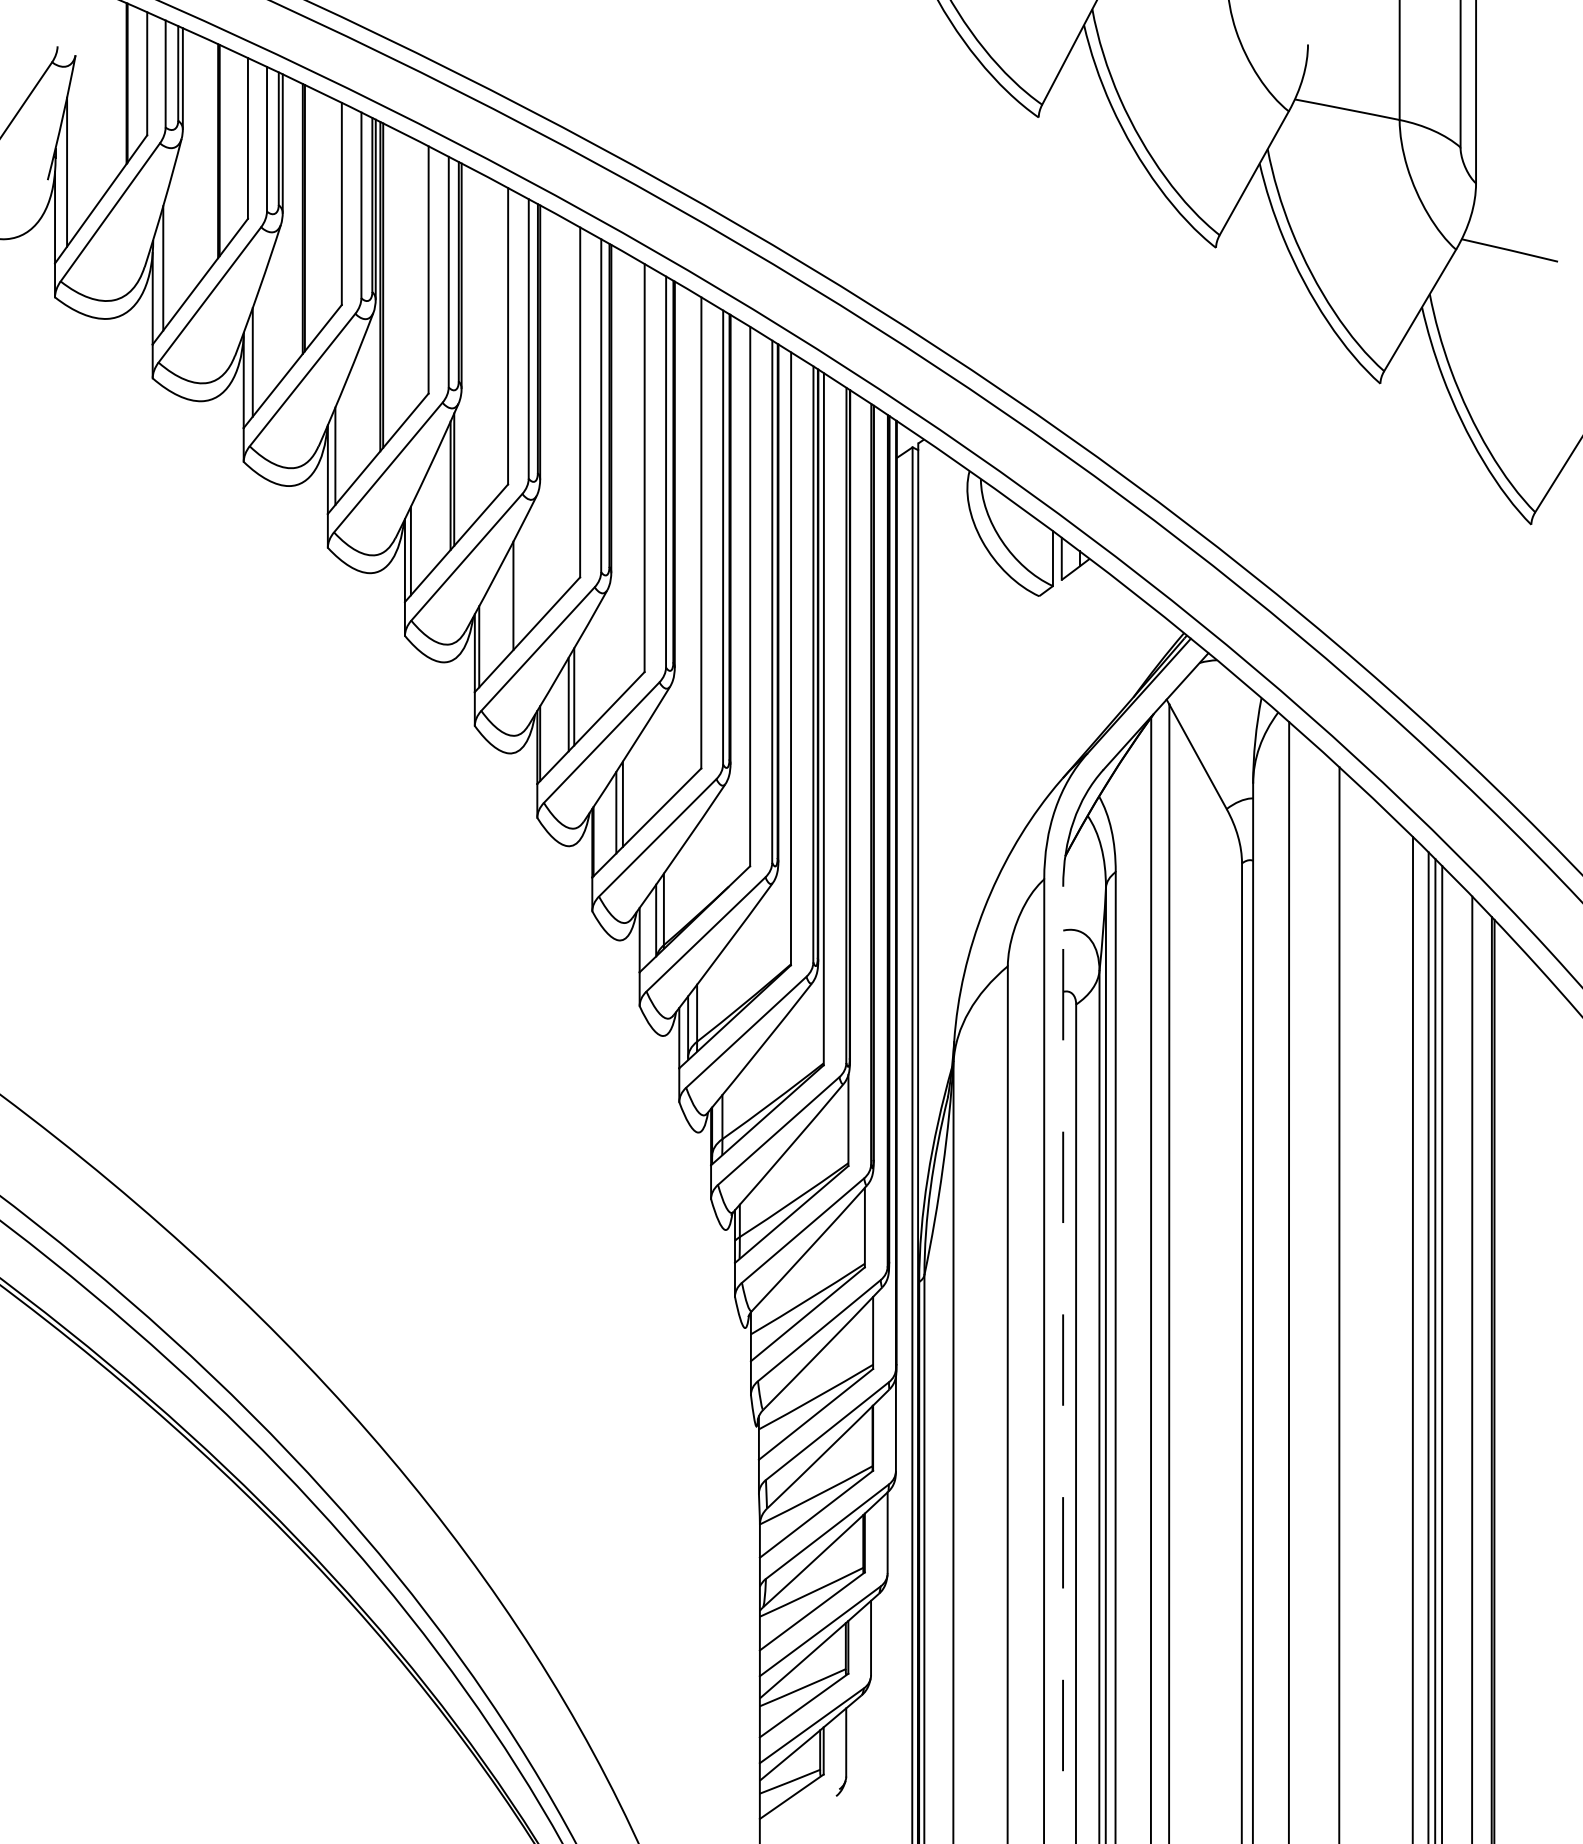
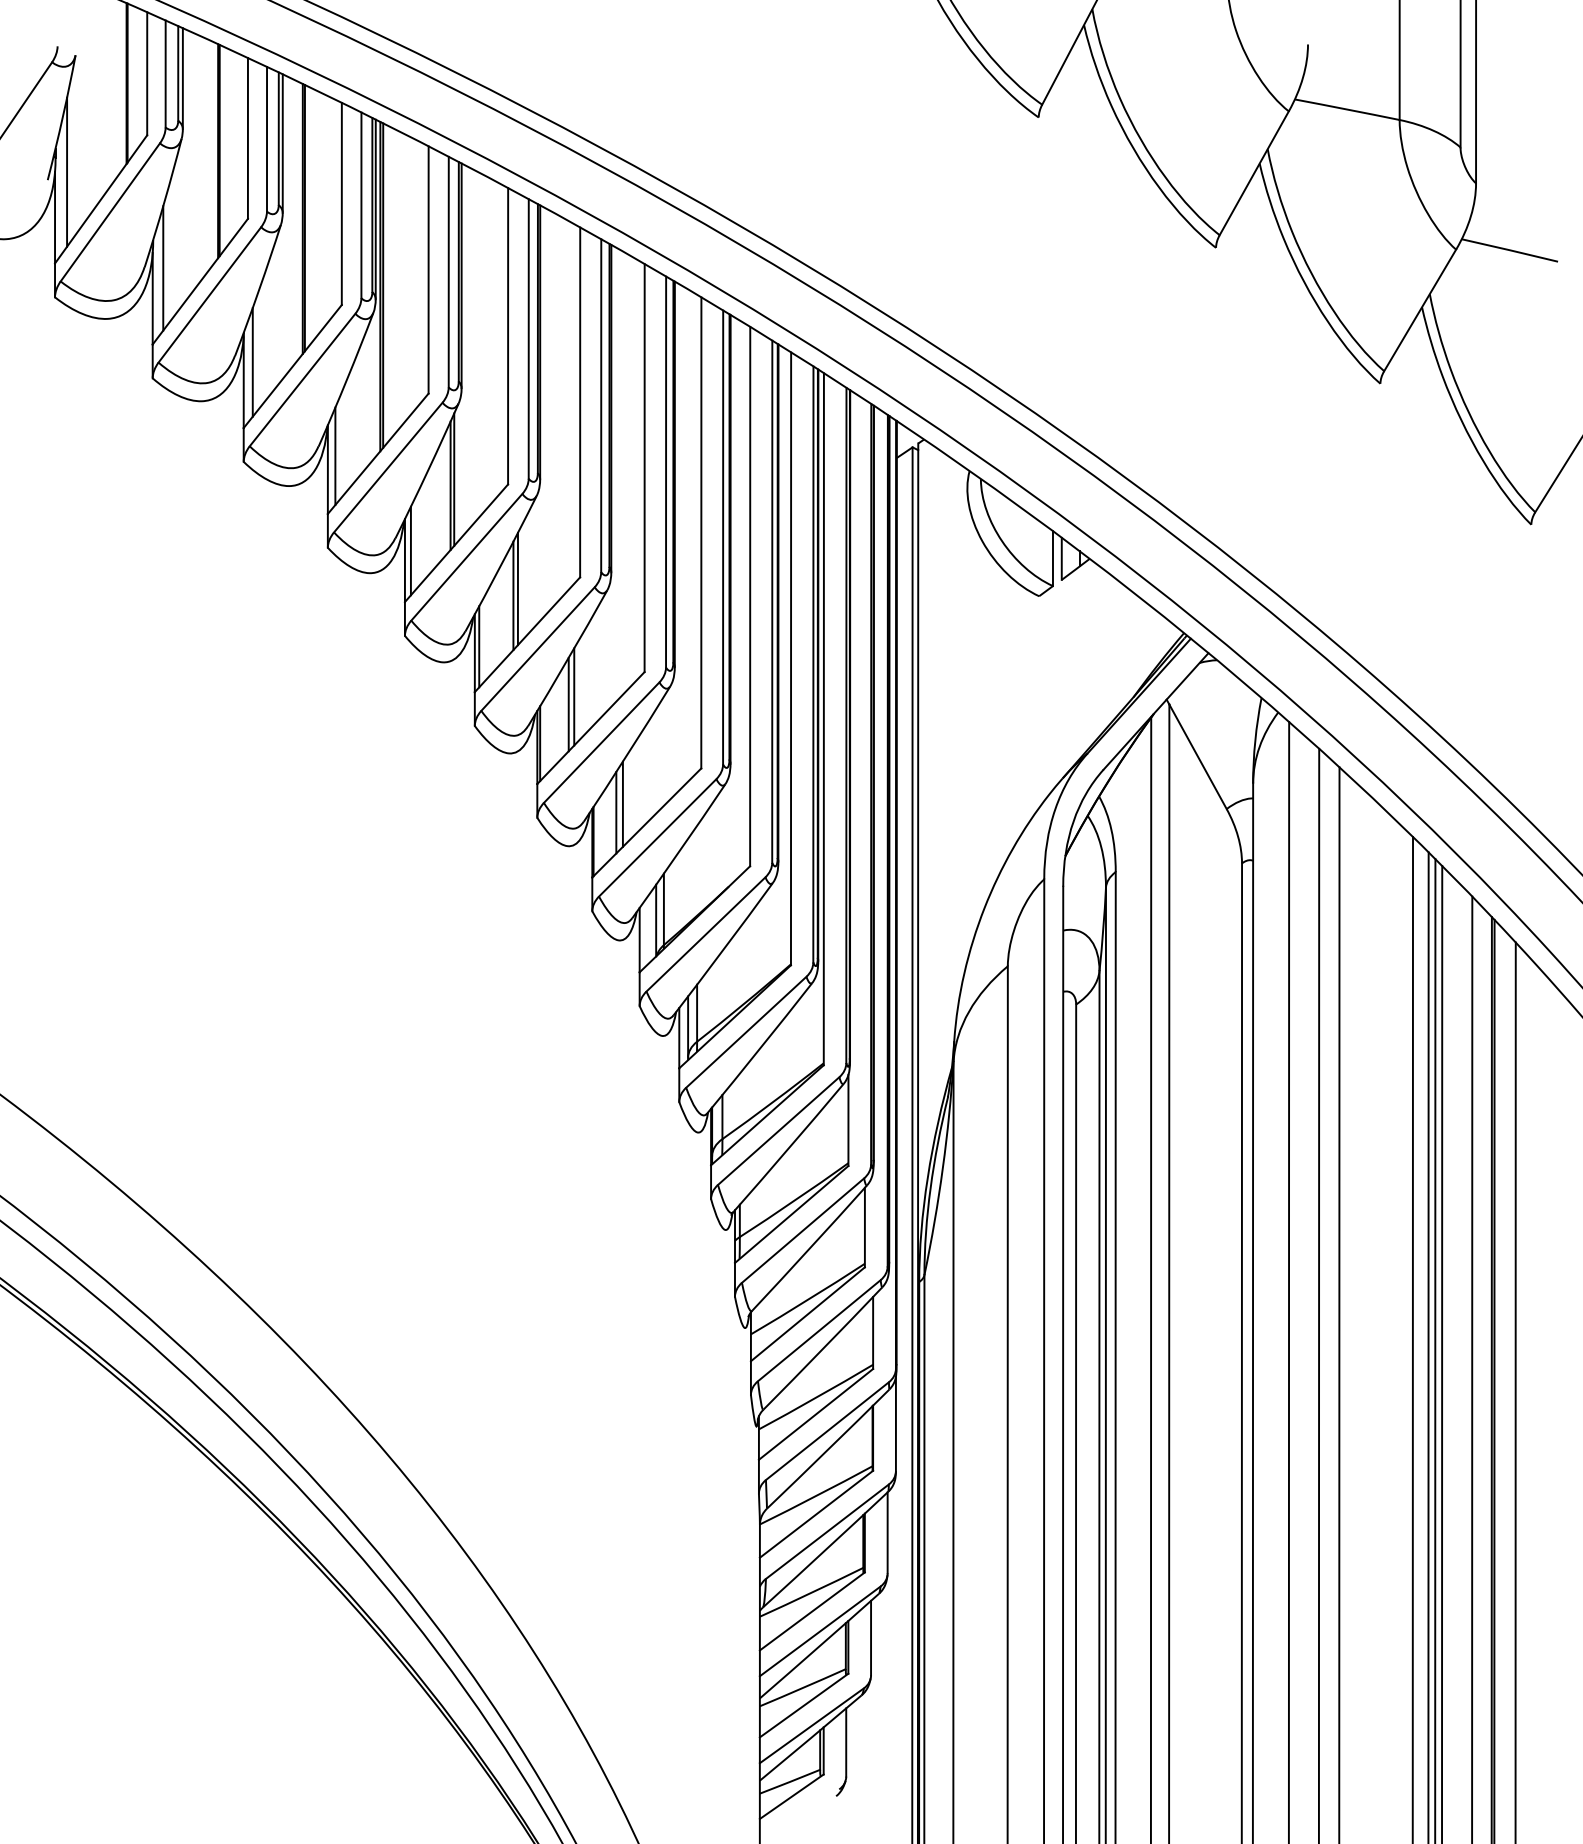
line: none -> present (517, 588)
line: none -> present (1318, 1294)
line: dashed -> solid (1063, 1364)
line: none -> present (1515, 1391)
